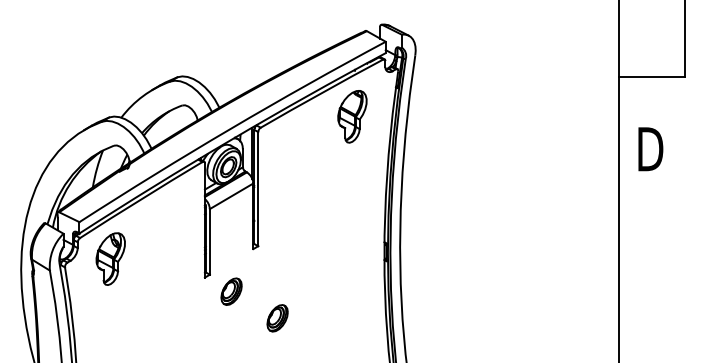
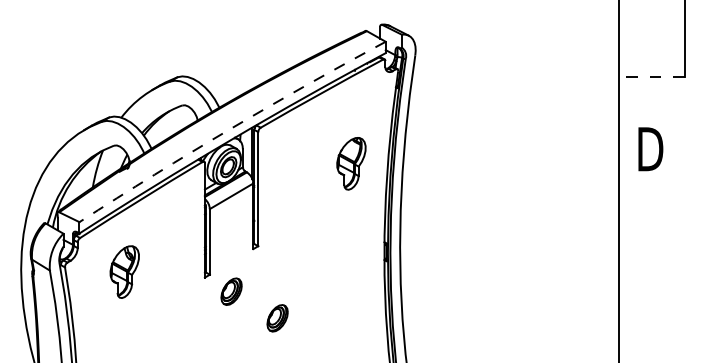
line: solid -> dashed (651, 76)
part position: (352, 116) -> (351, 163) (351, 163)
arc: solid -> dashed (230, 128)
part position: (110, 258) -> (124, 271) (124, 271)
